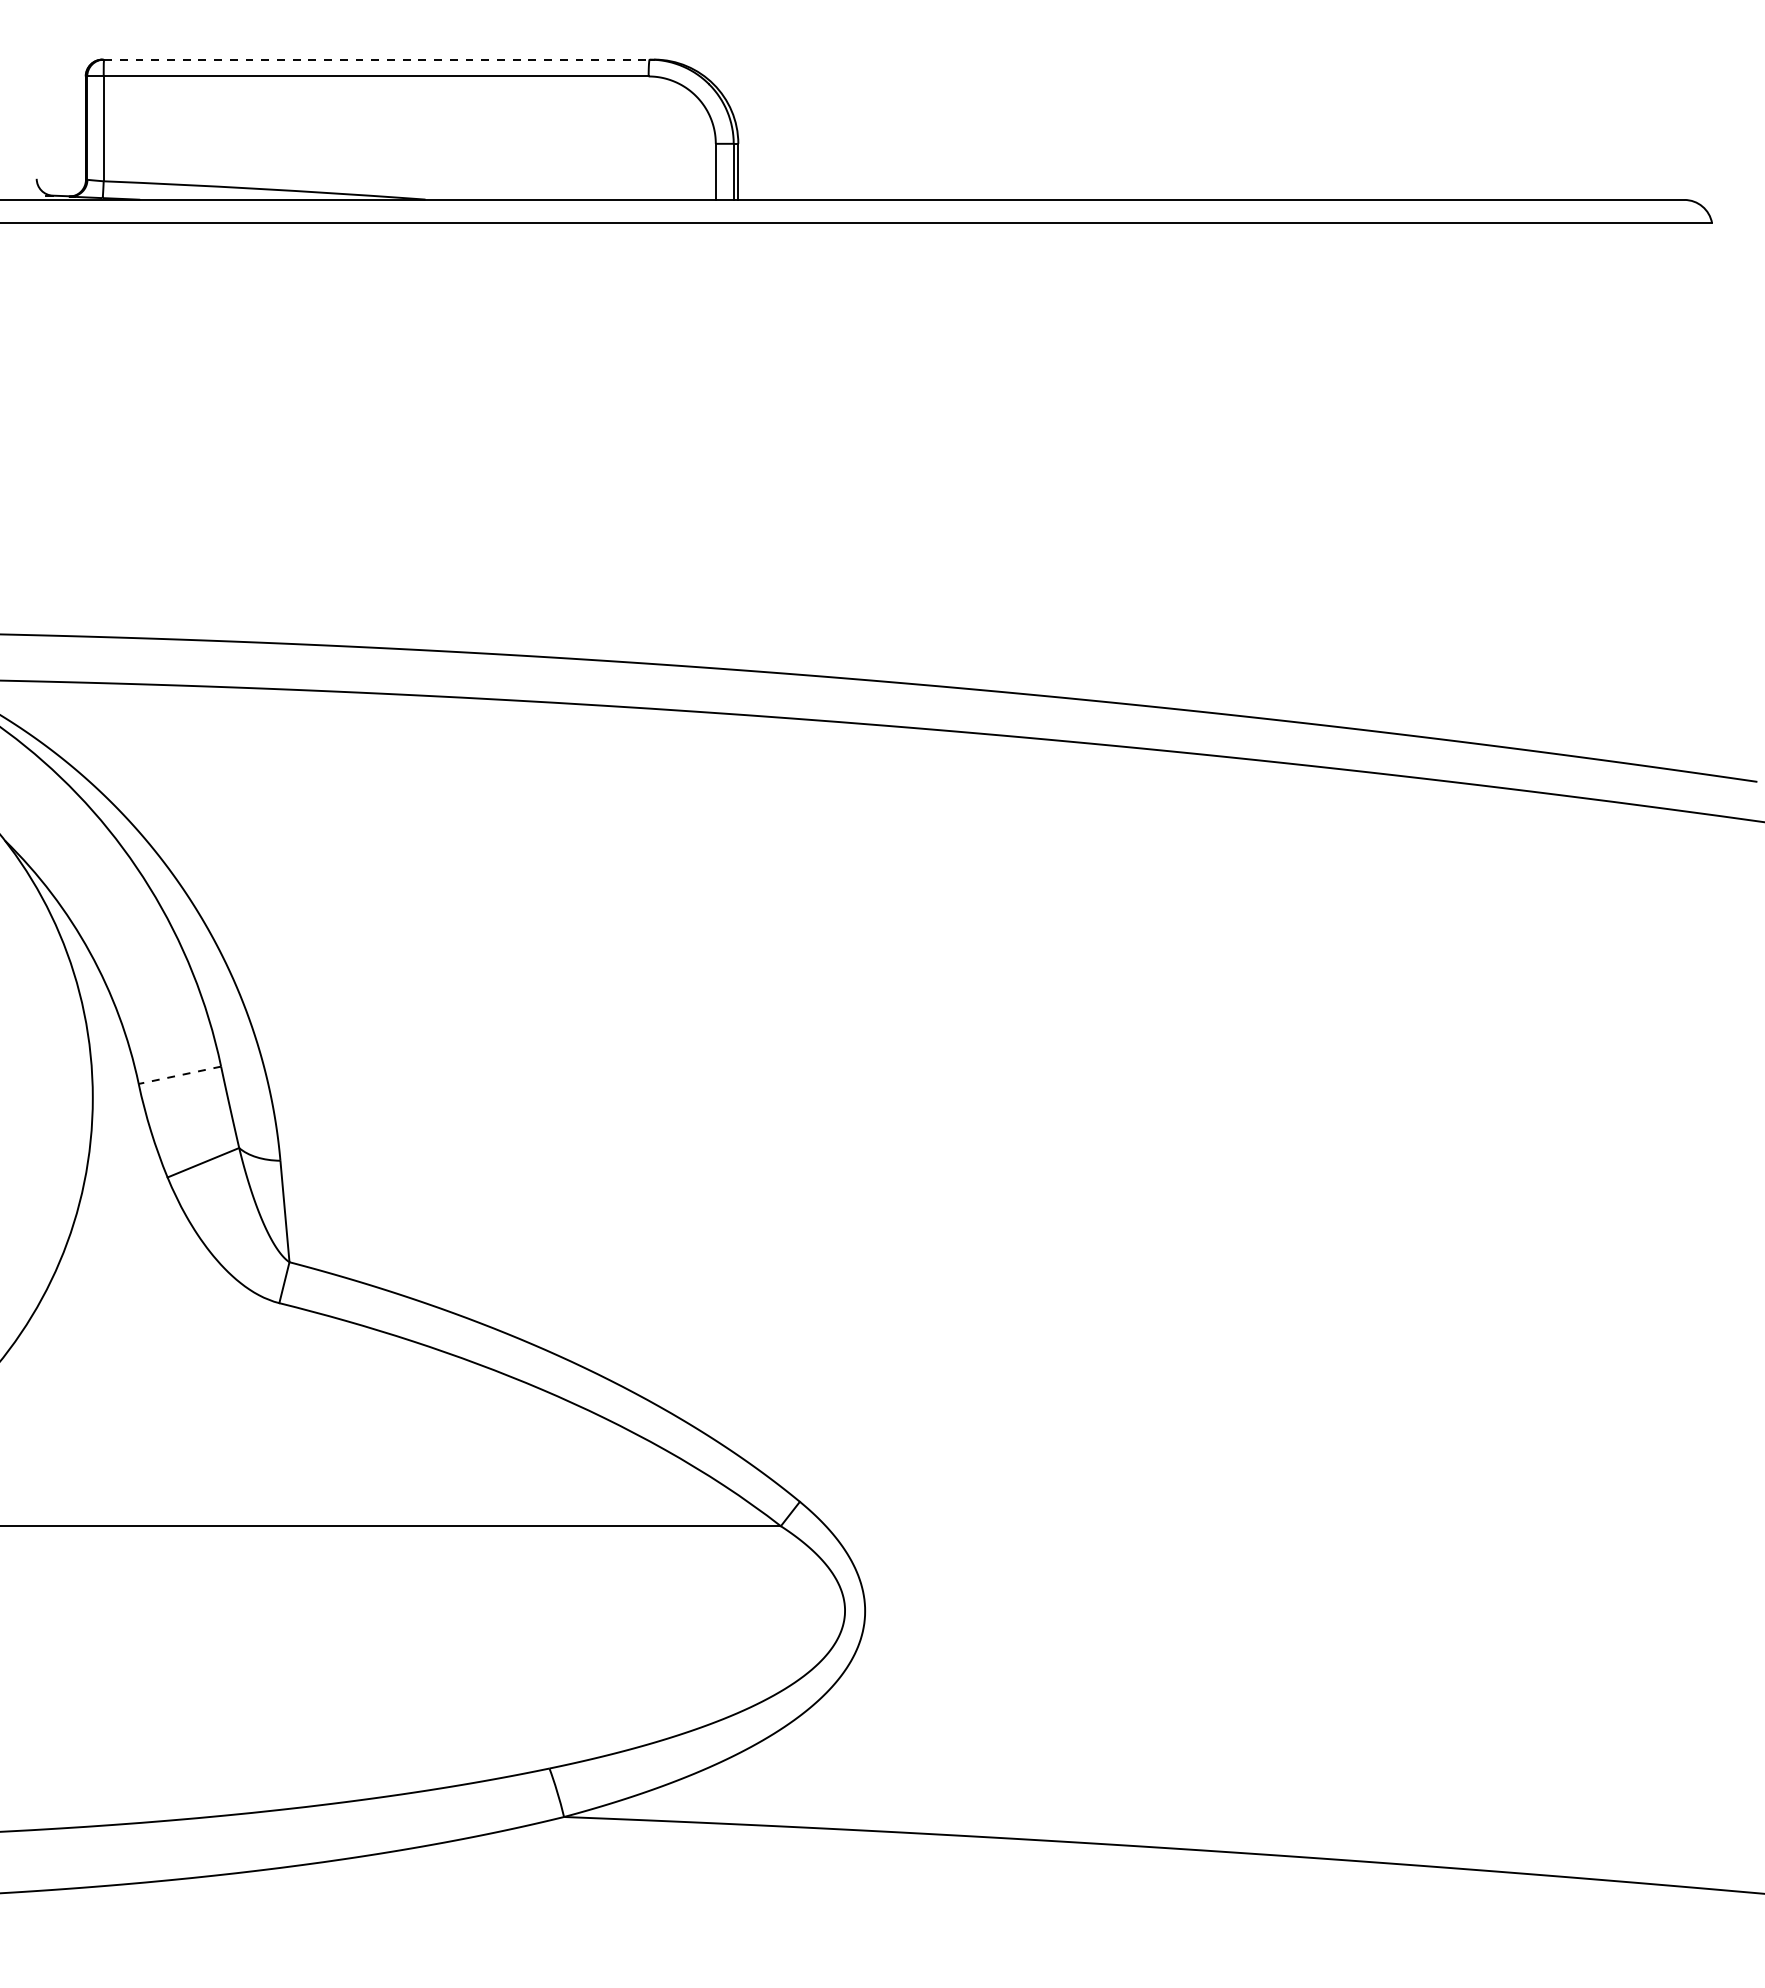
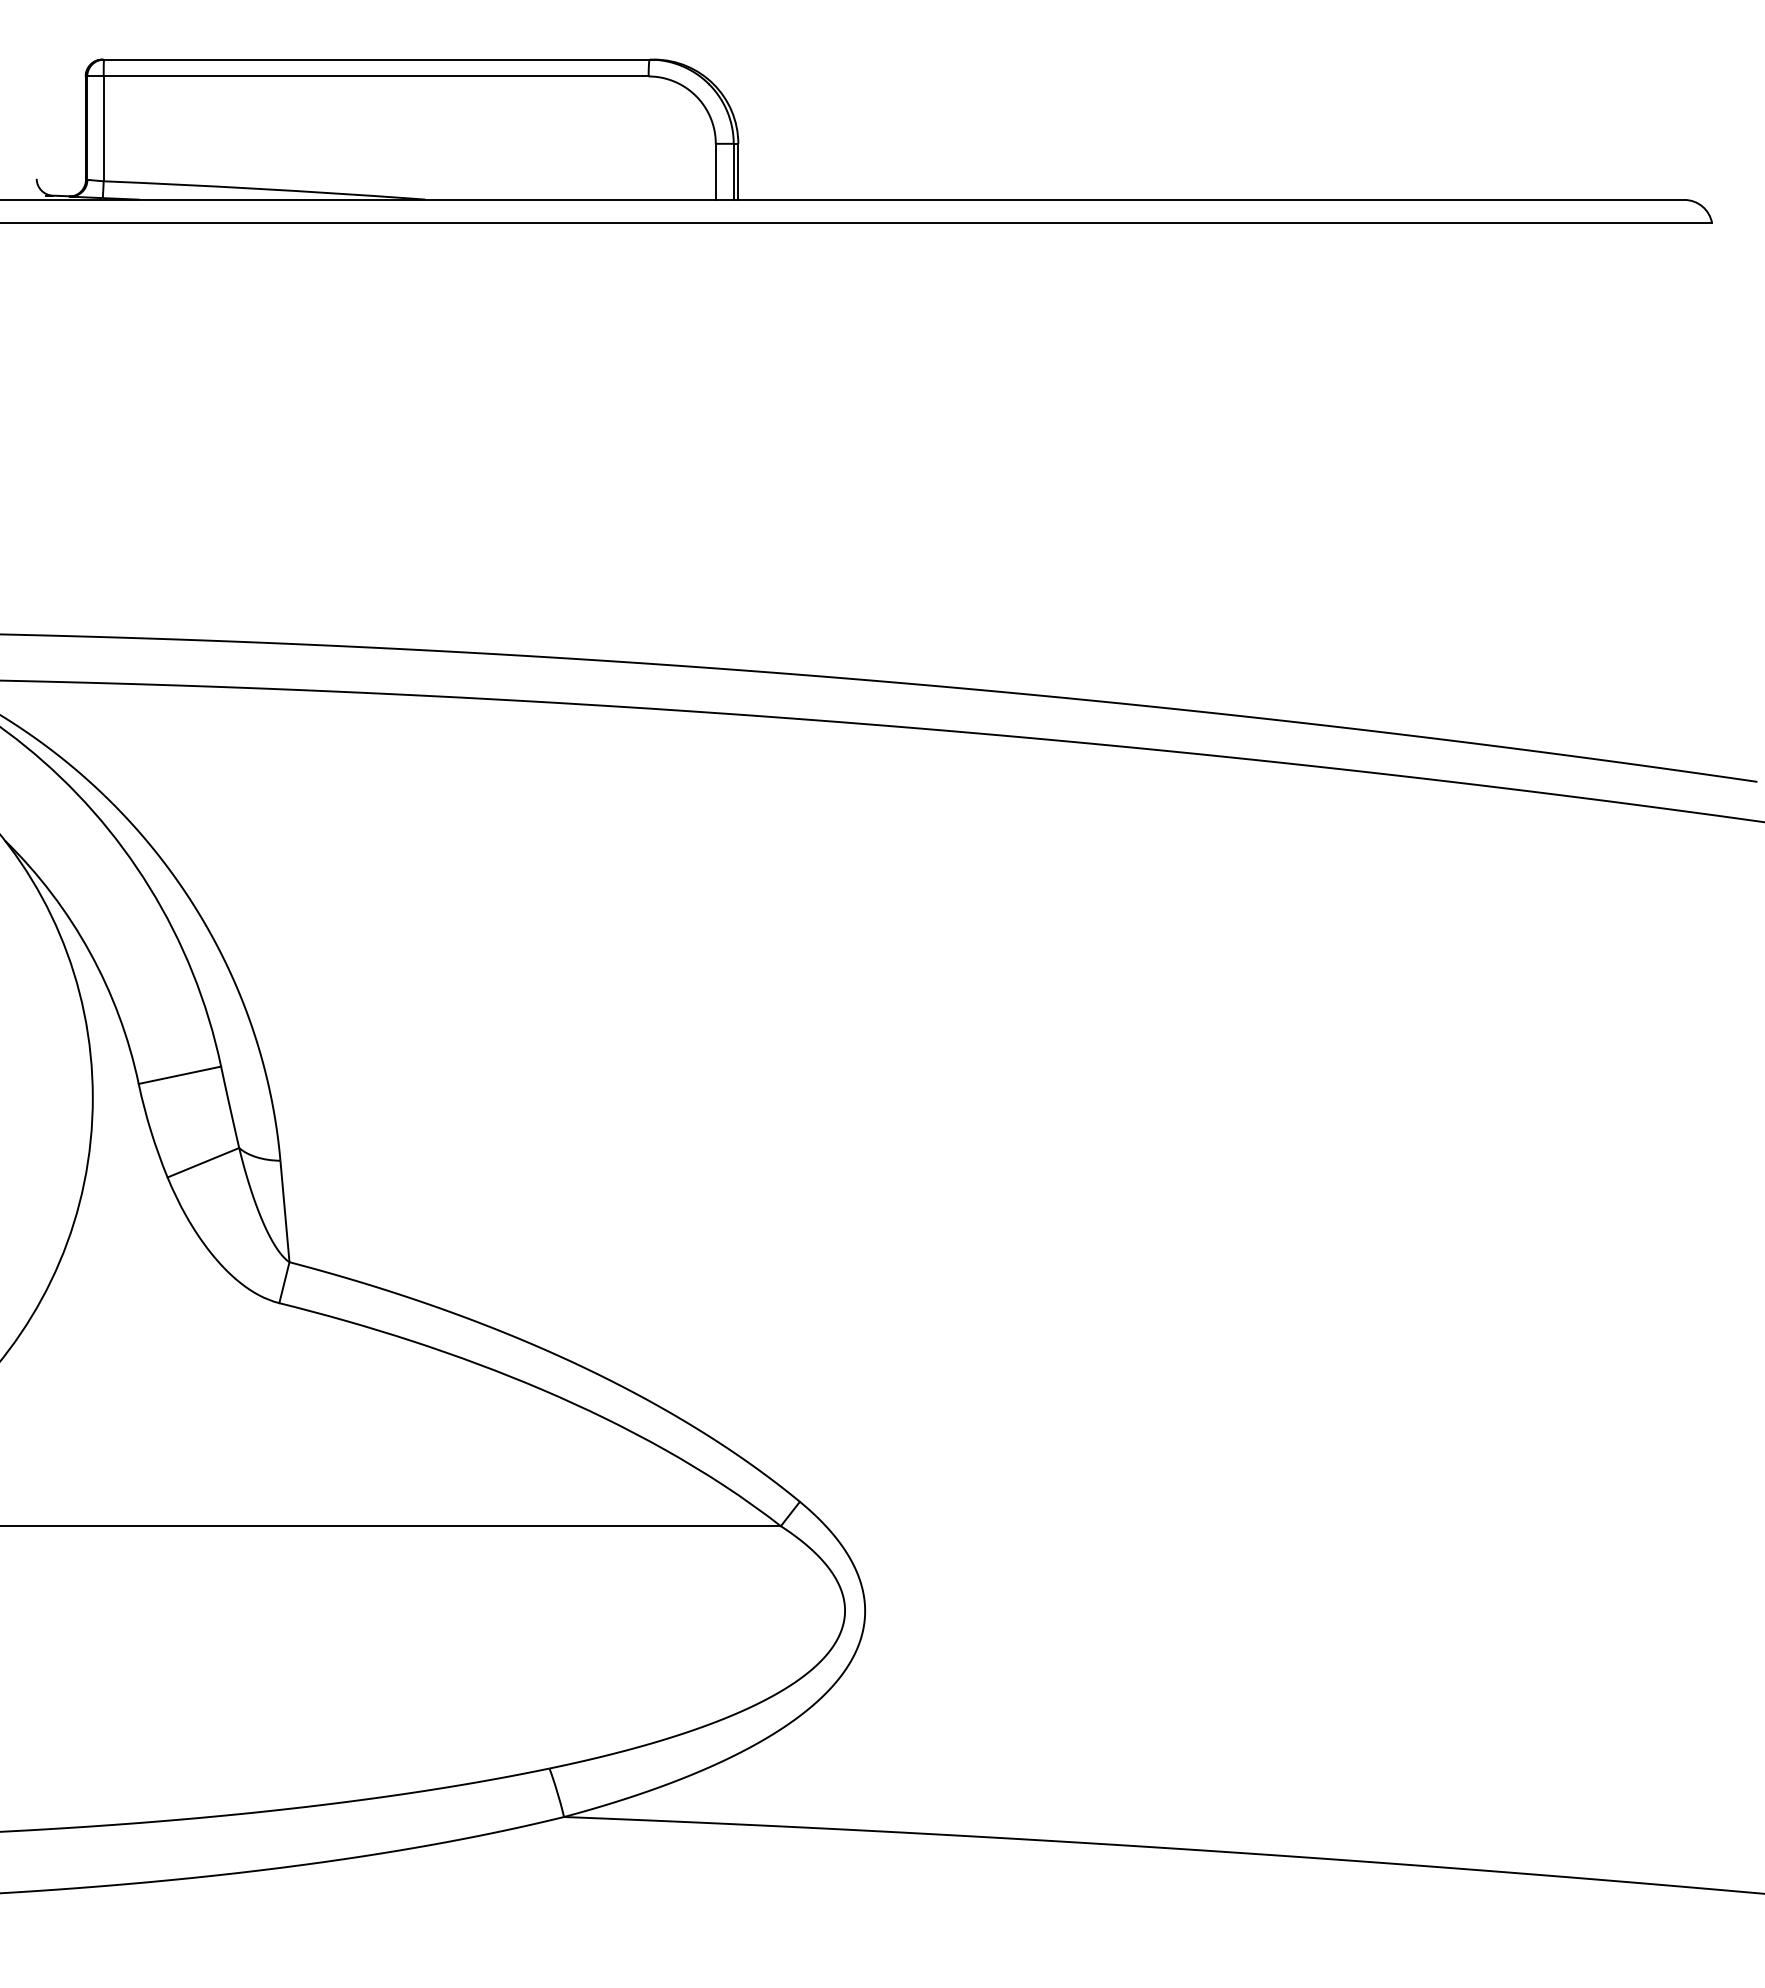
line: dashed -> solid (376, 59)
line: dashed -> solid (179, 1075)
